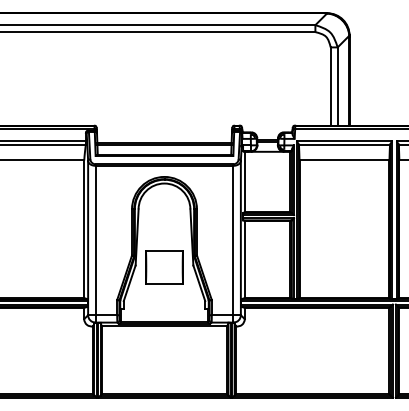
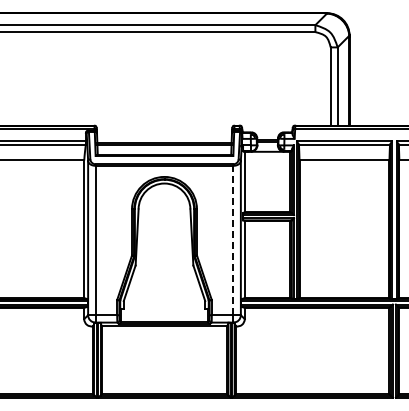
line: solid -> dashed (233, 240)
part: present -> none (164, 267)
